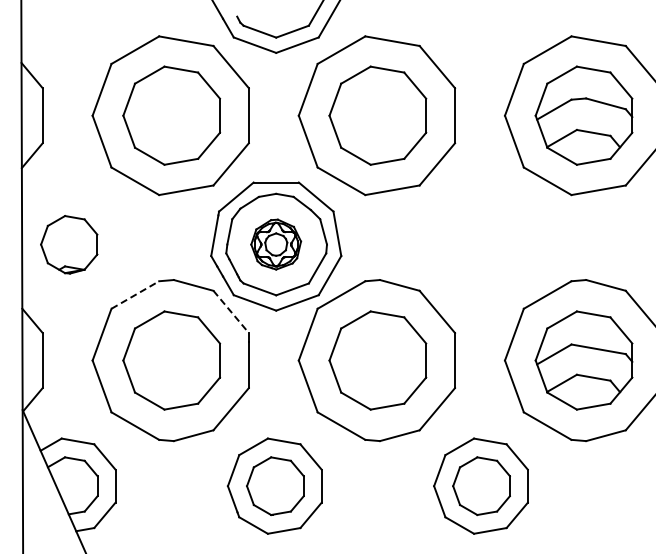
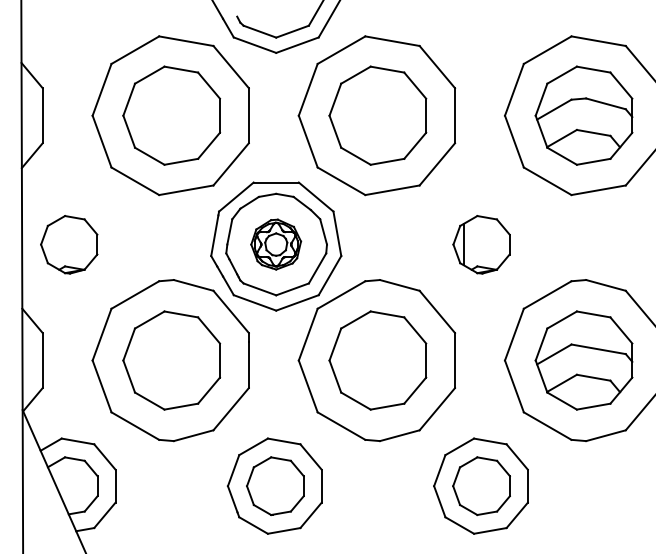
part: none -> present (481, 244)
line: dashed -> solid (135, 295)
line: dashed -> solid (231, 311)
